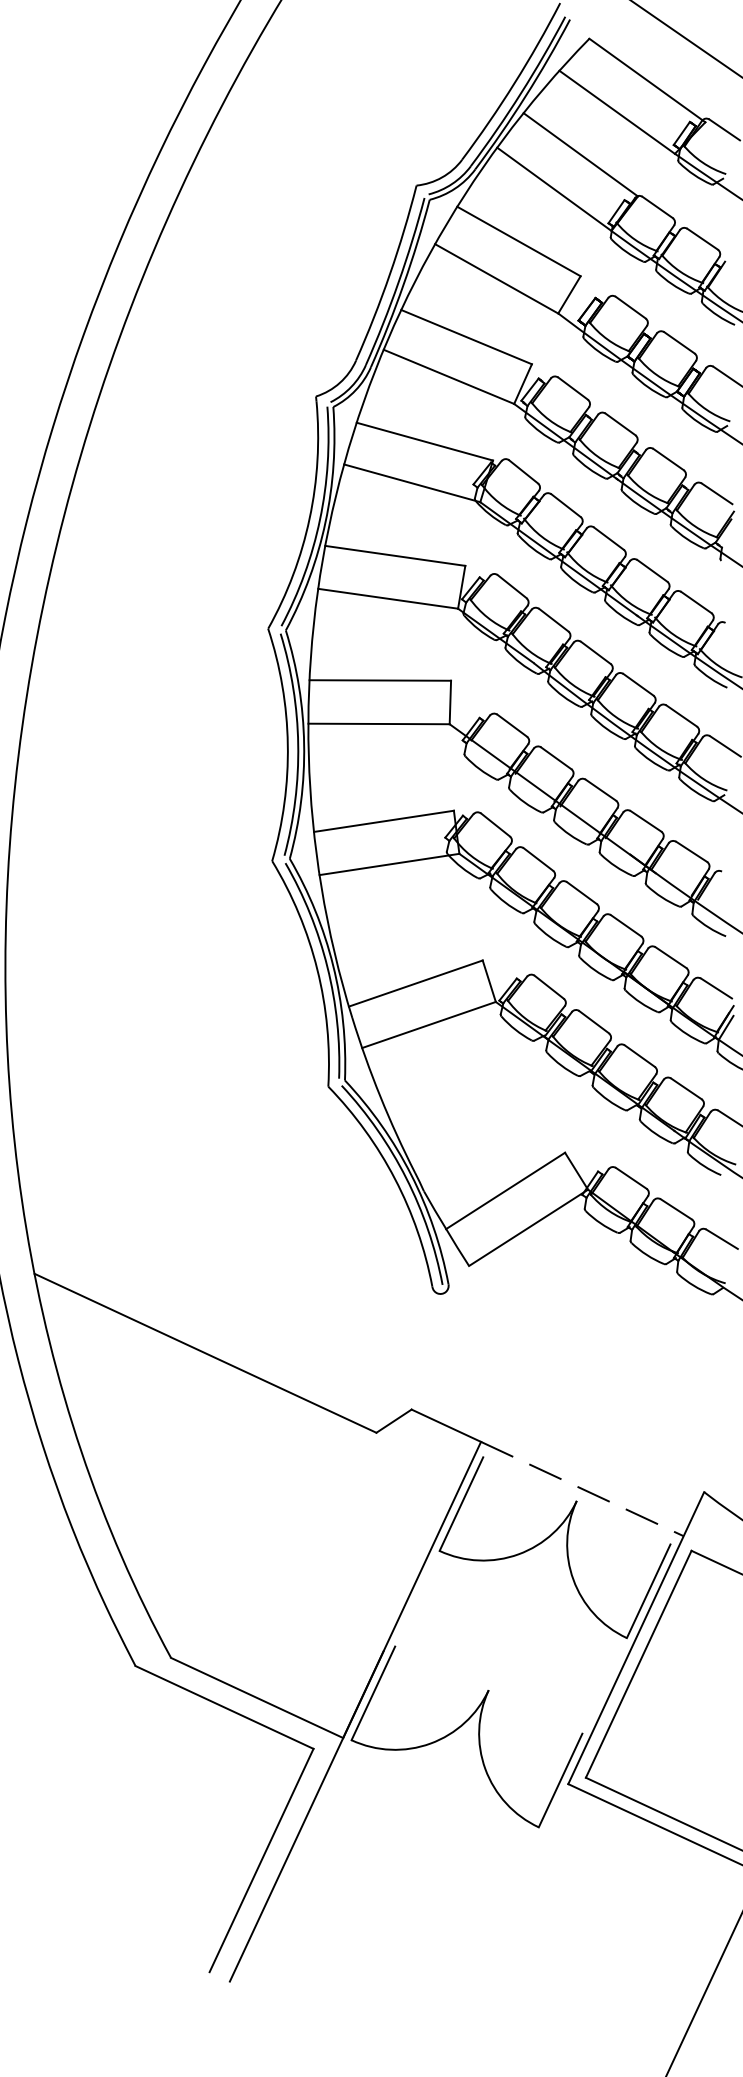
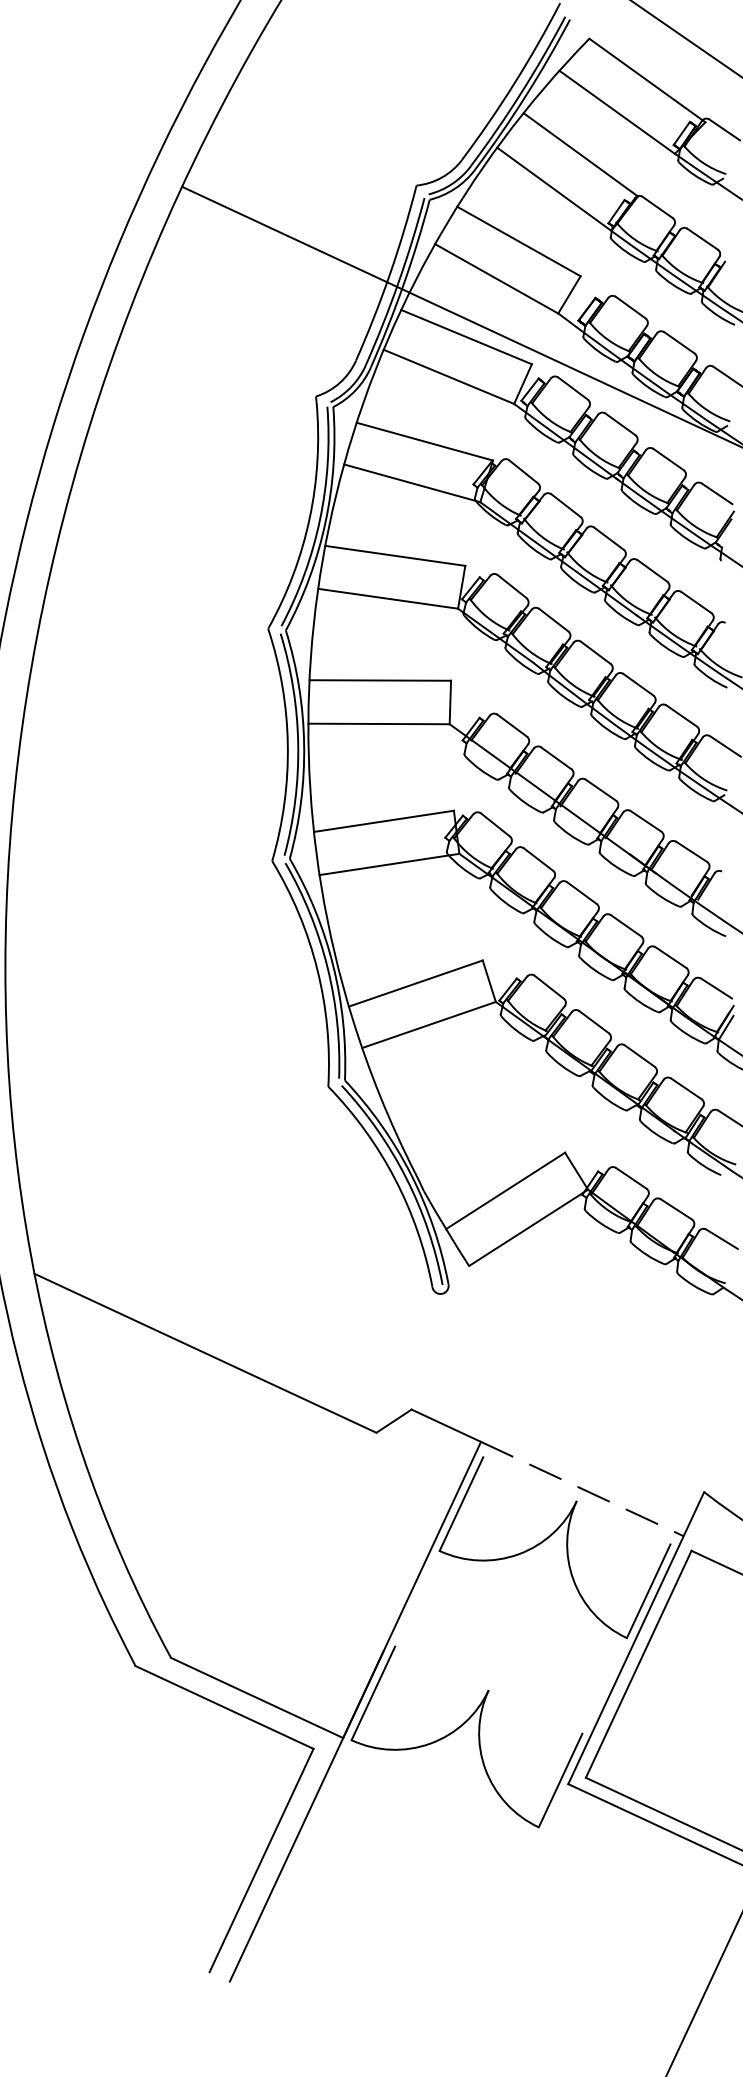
line: none -> present (460, 316)
